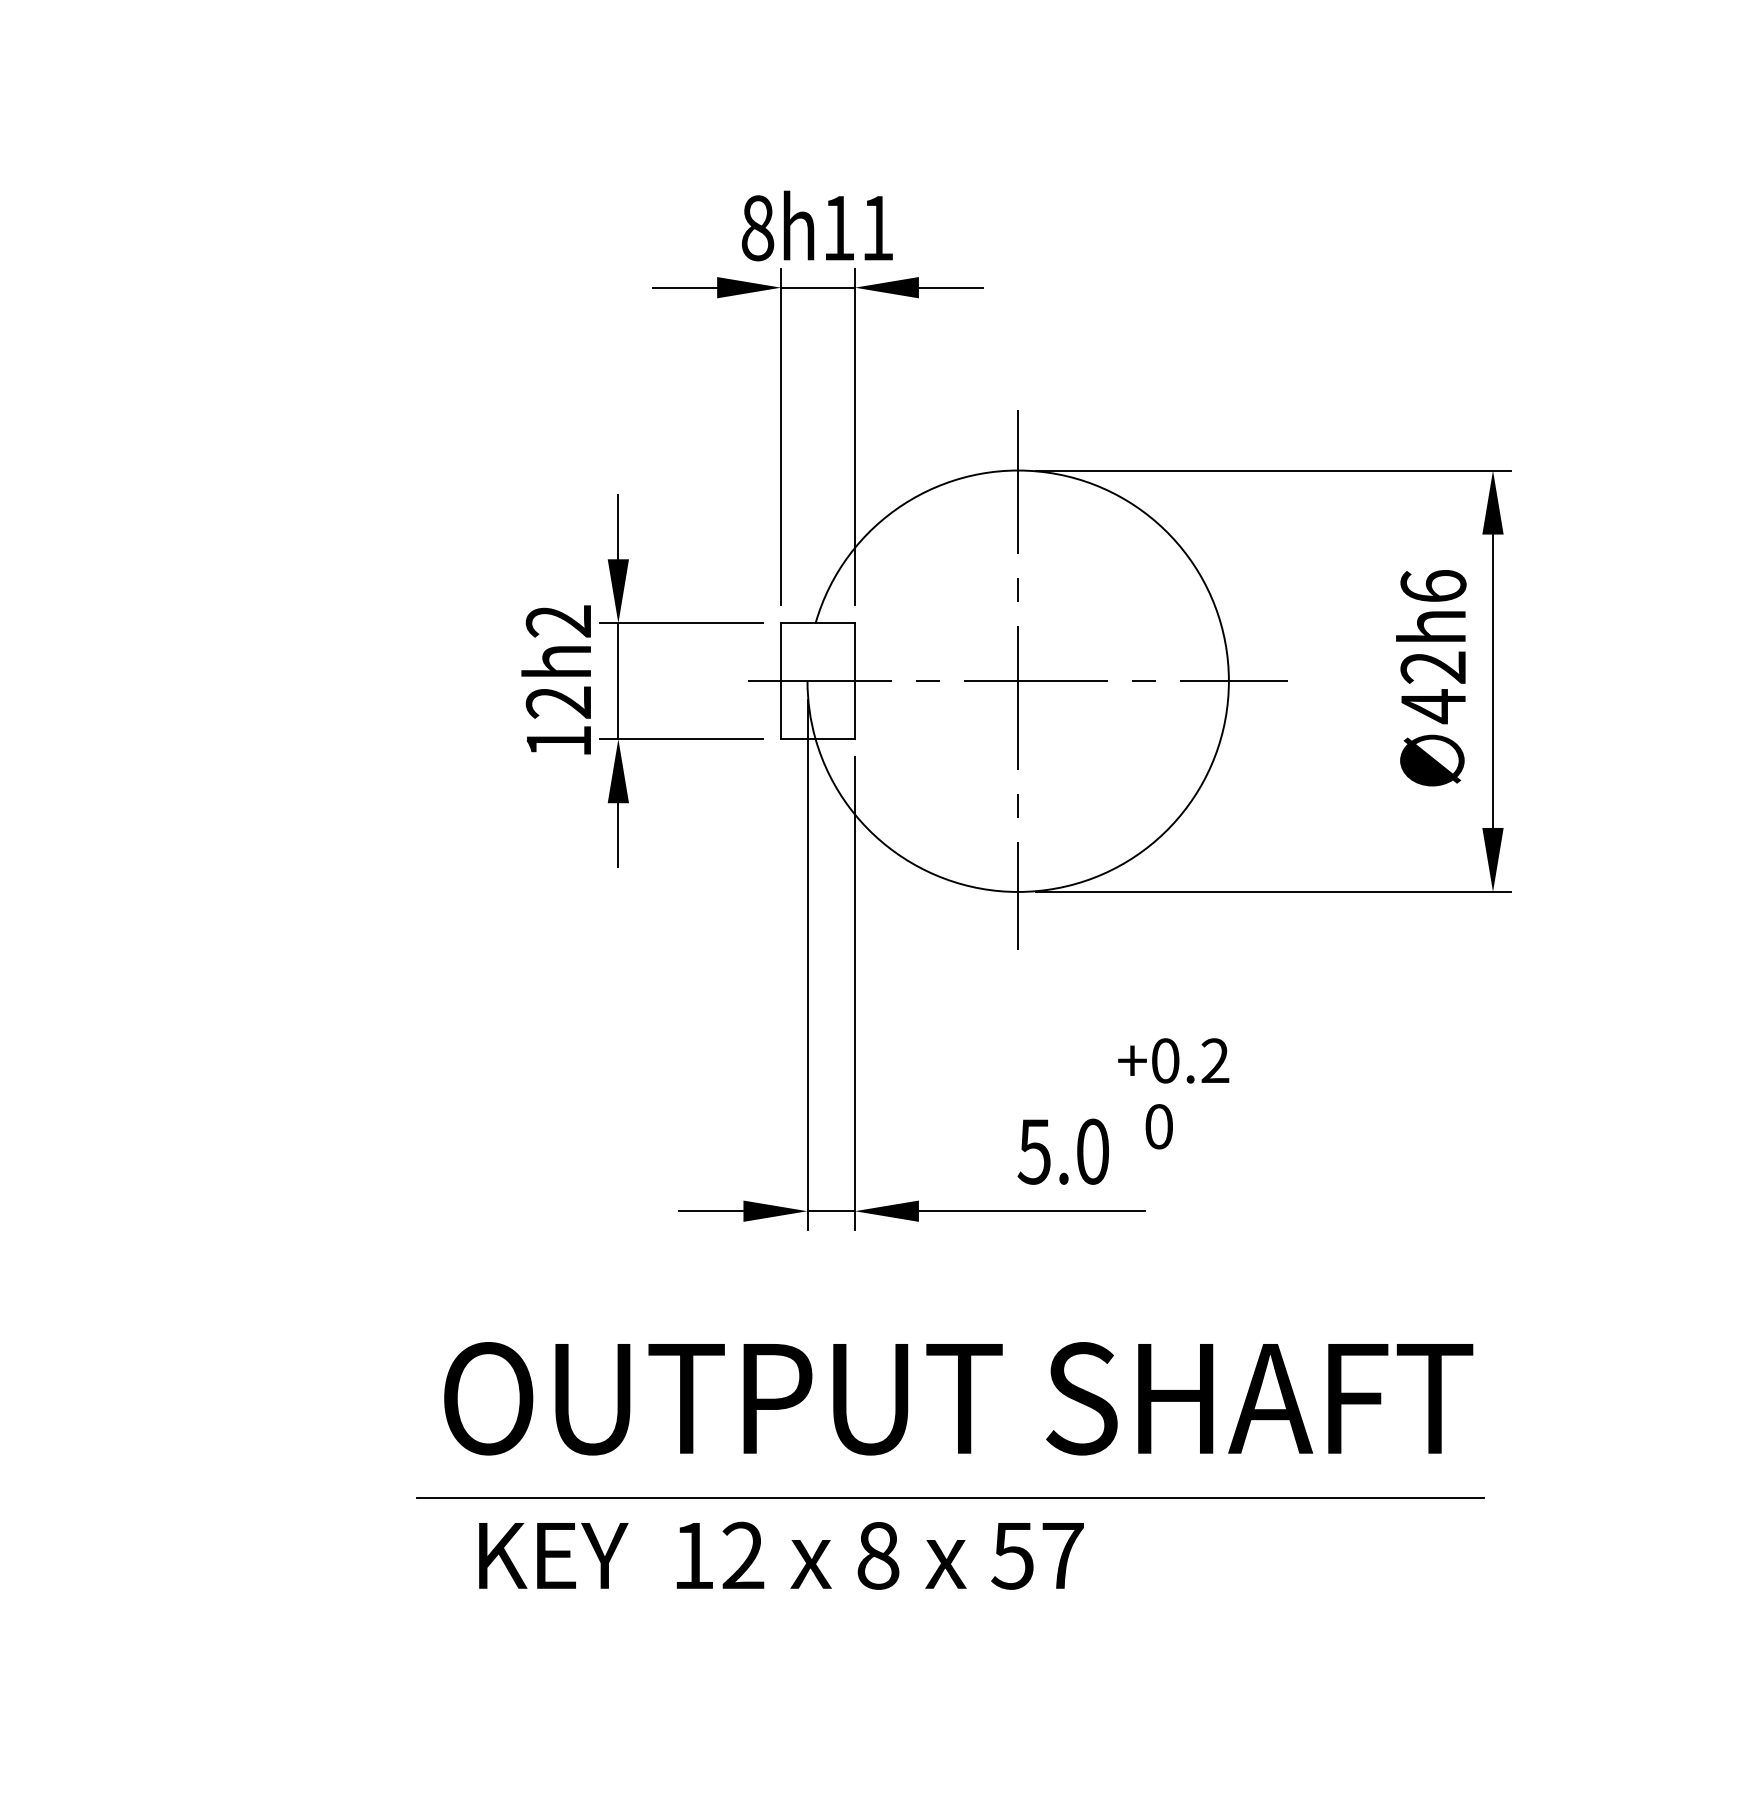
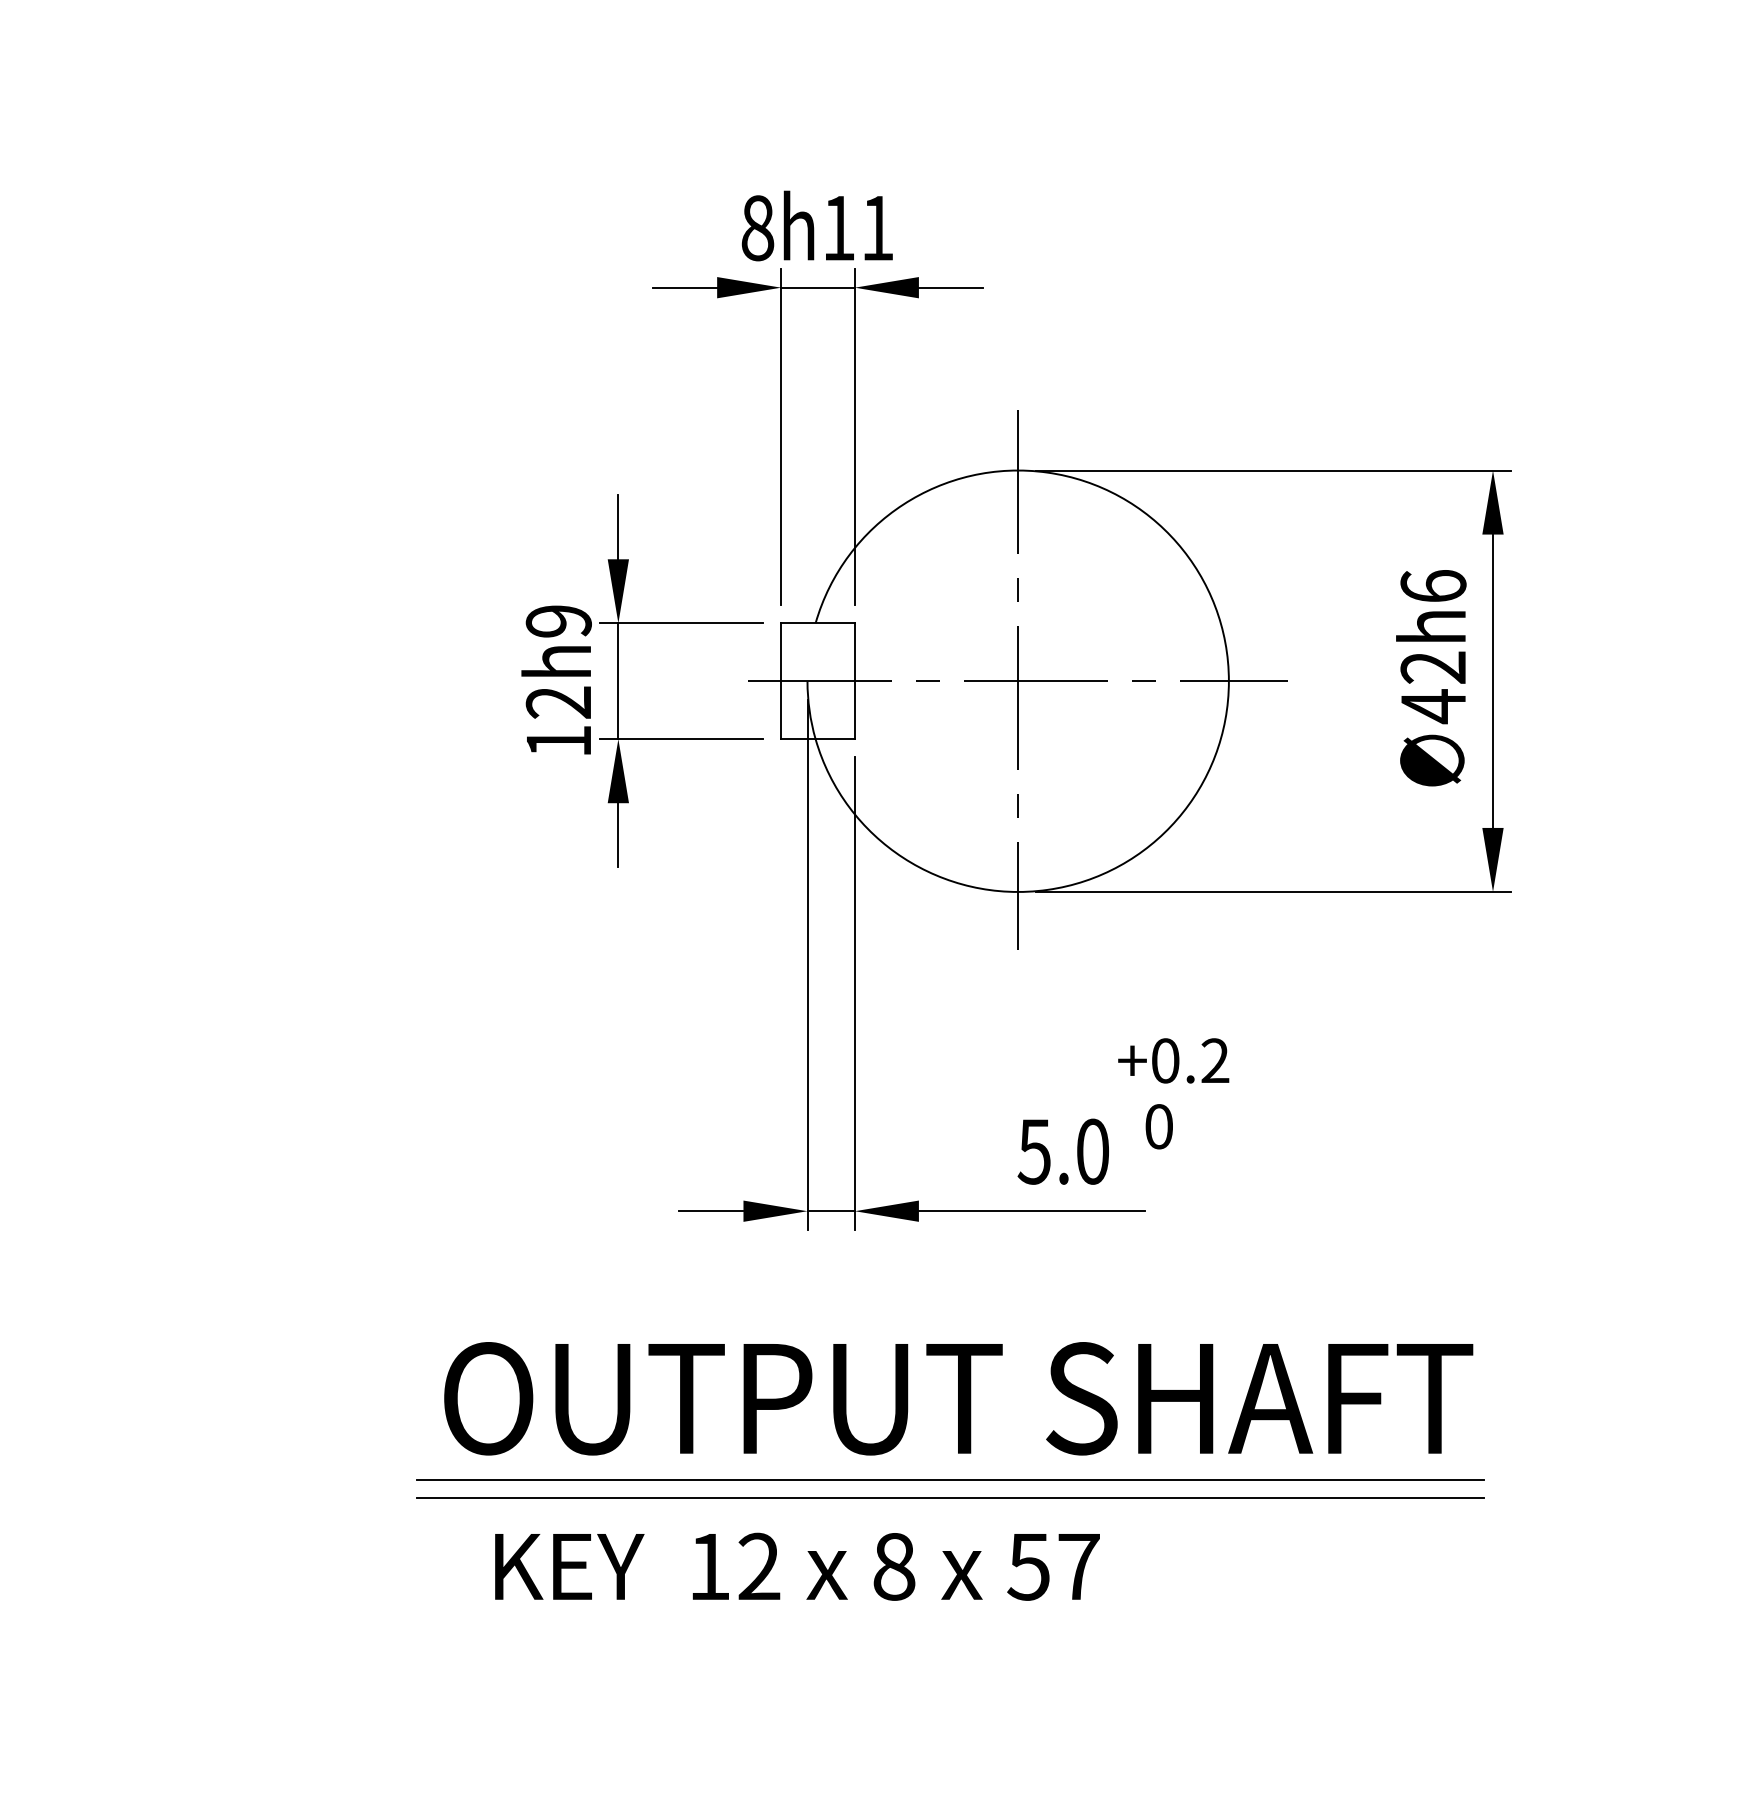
text: 12h2 -> 12h9 (558, 621)
line: none -> present (950, 1479)
text position: (781, 1555) -> (797, 1566) (797, 1566)
